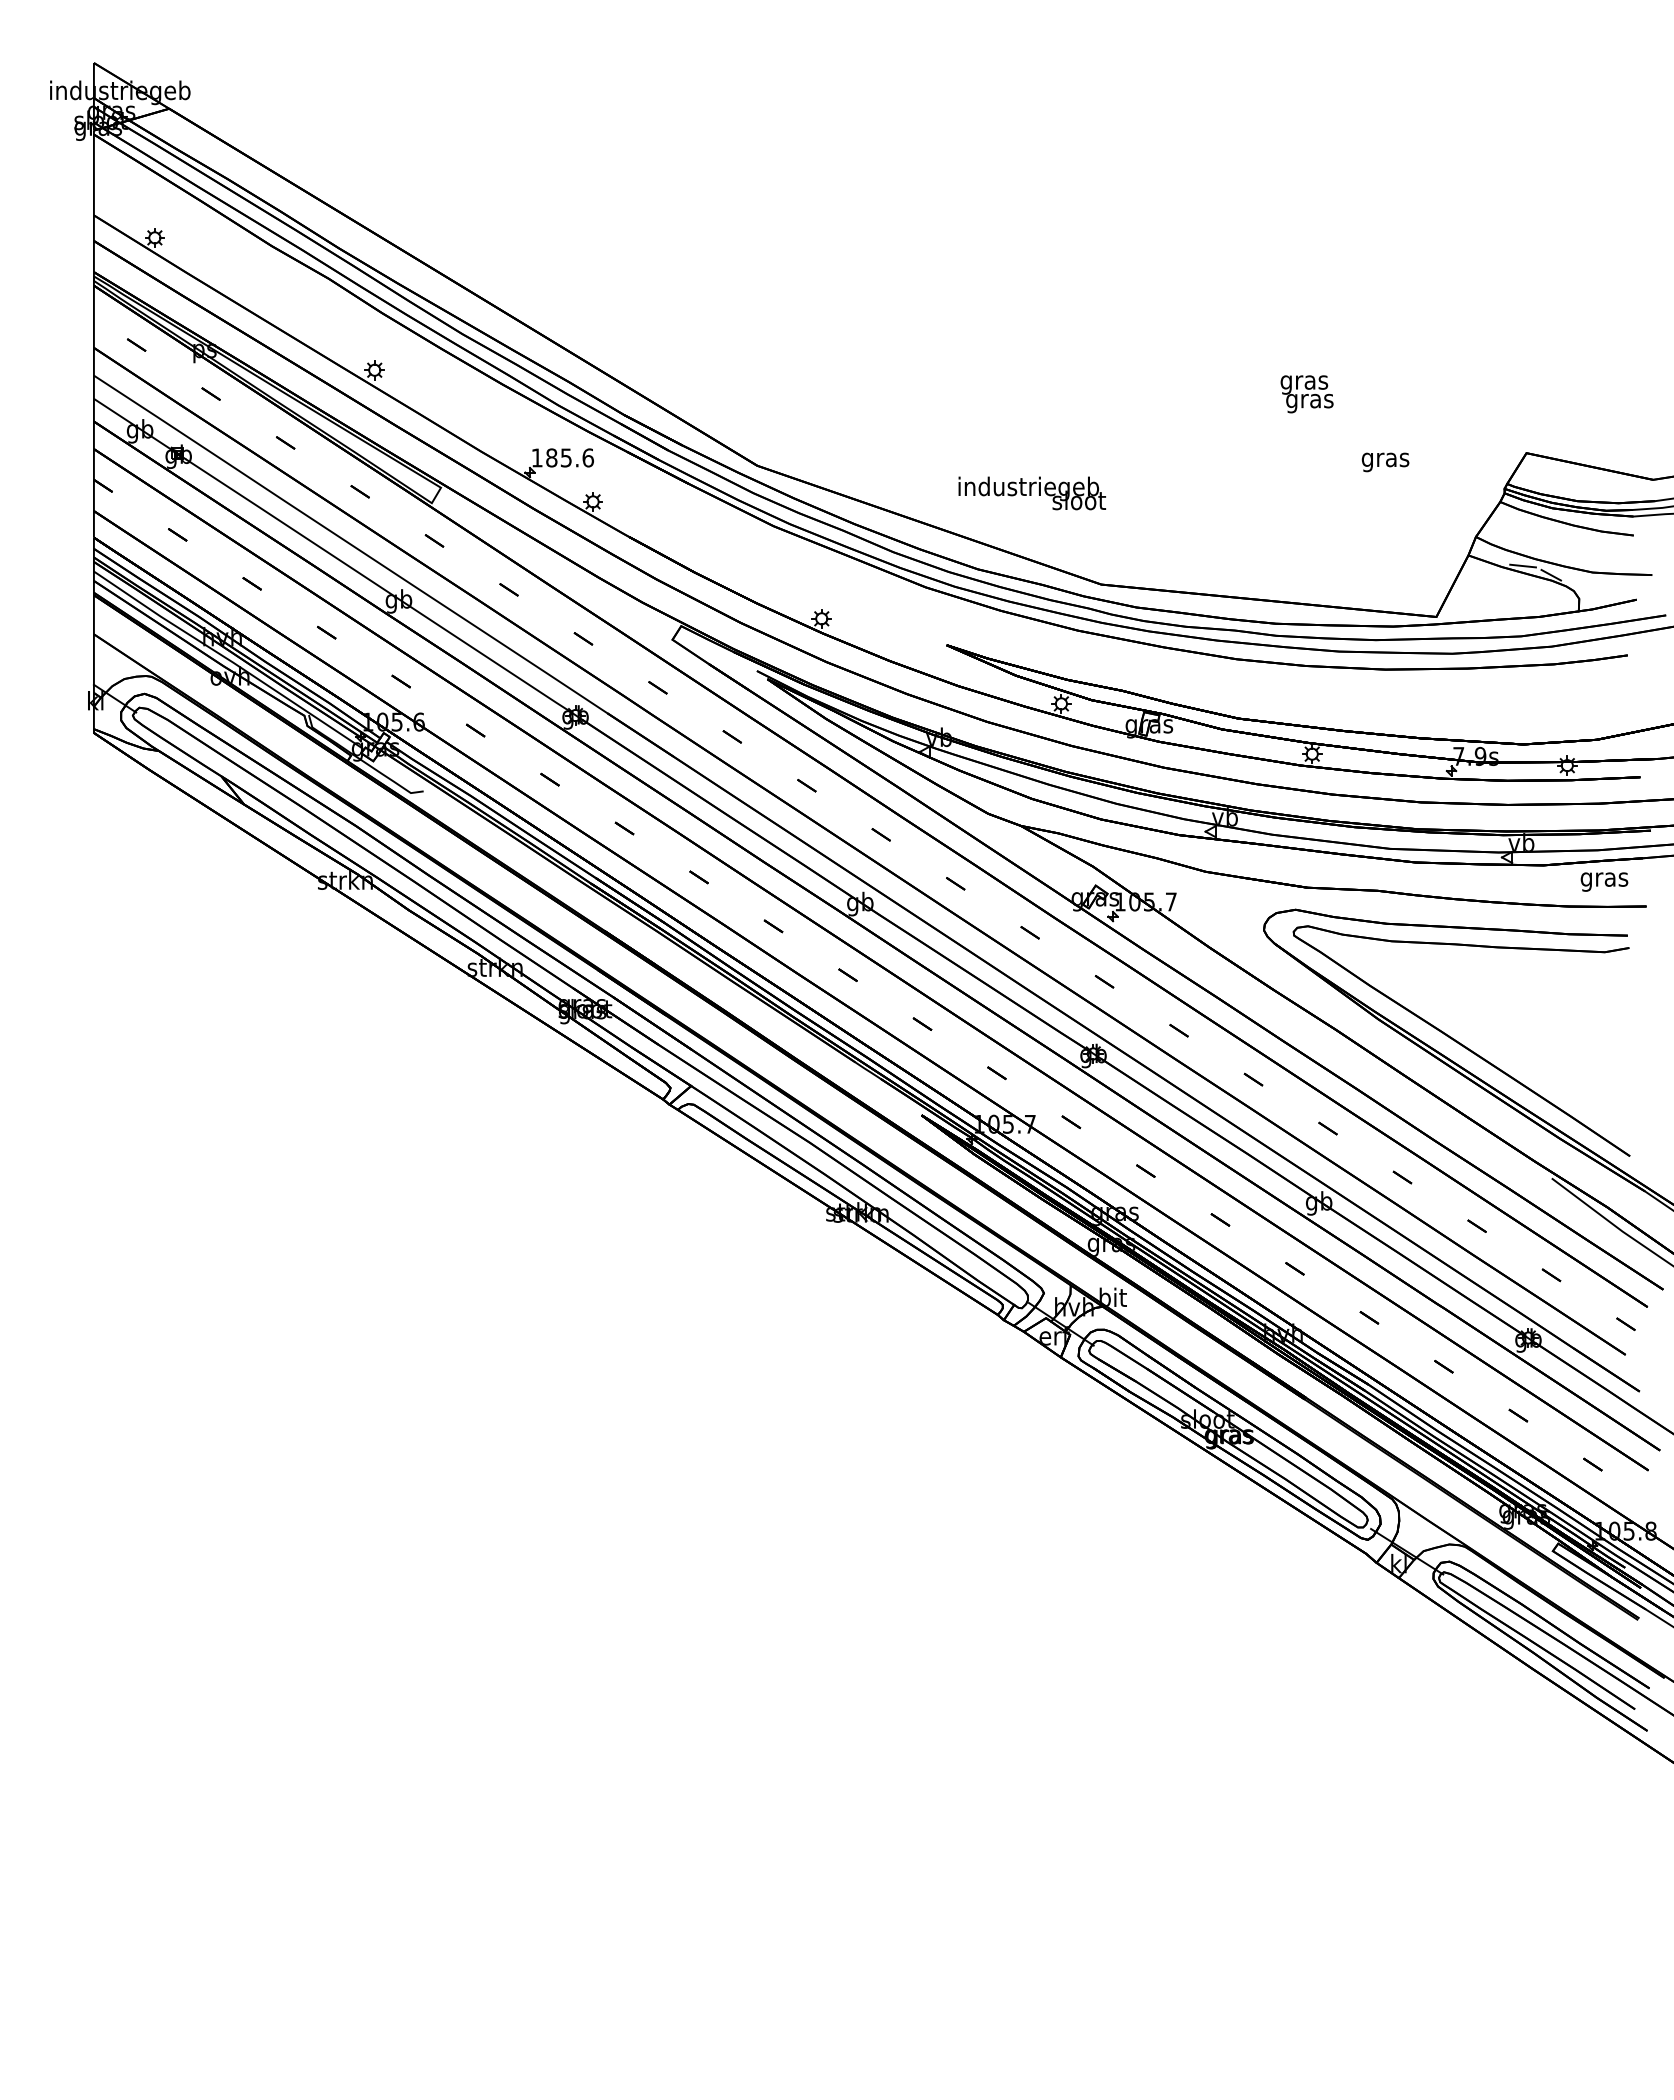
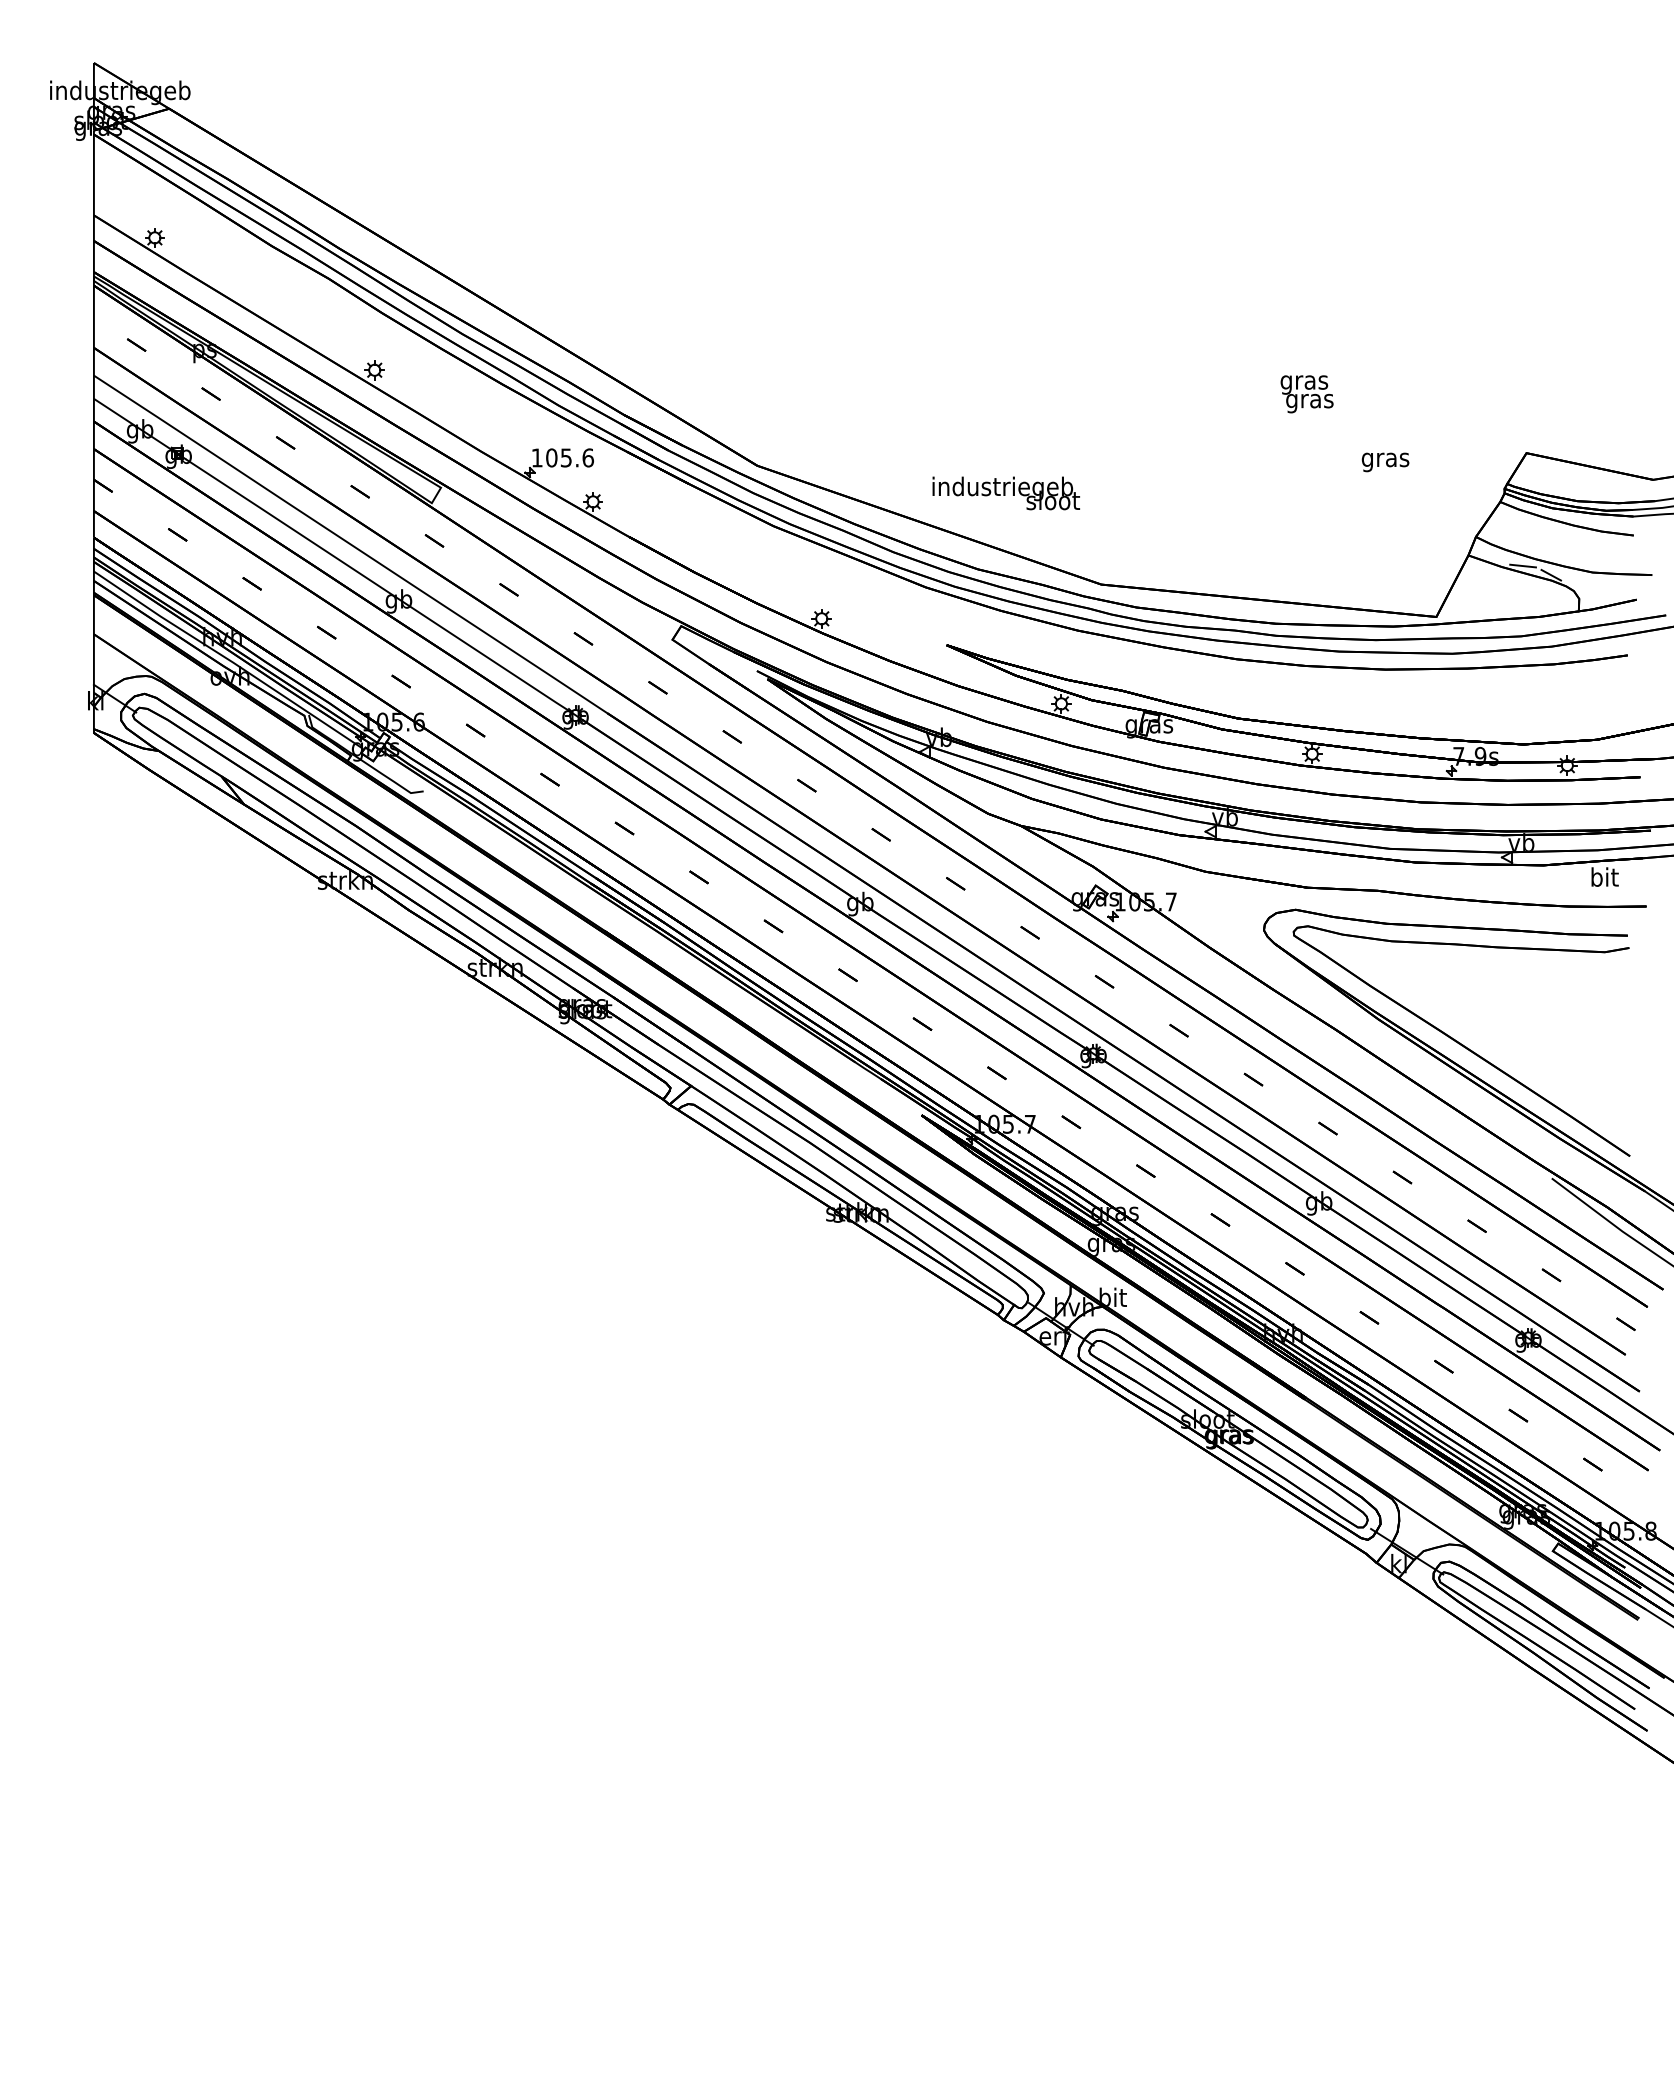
text: 185.6 -> 105.6 (551, 457)
text position: (1031, 493) -> (1005, 493) (1005, 493)
text: gras -> bit (1604, 879)
